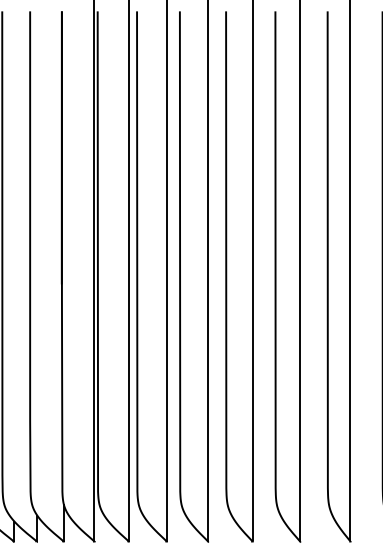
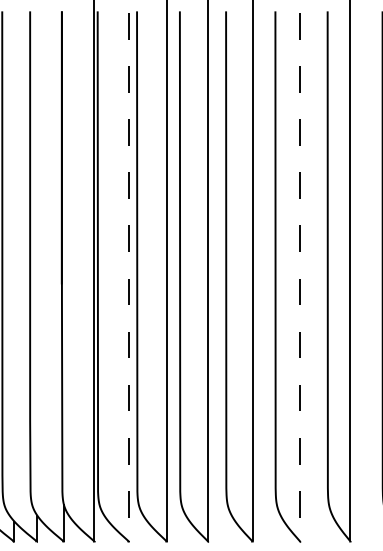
line: solid -> dashed (128, 270)
line: solid -> dashed (300, 270)
